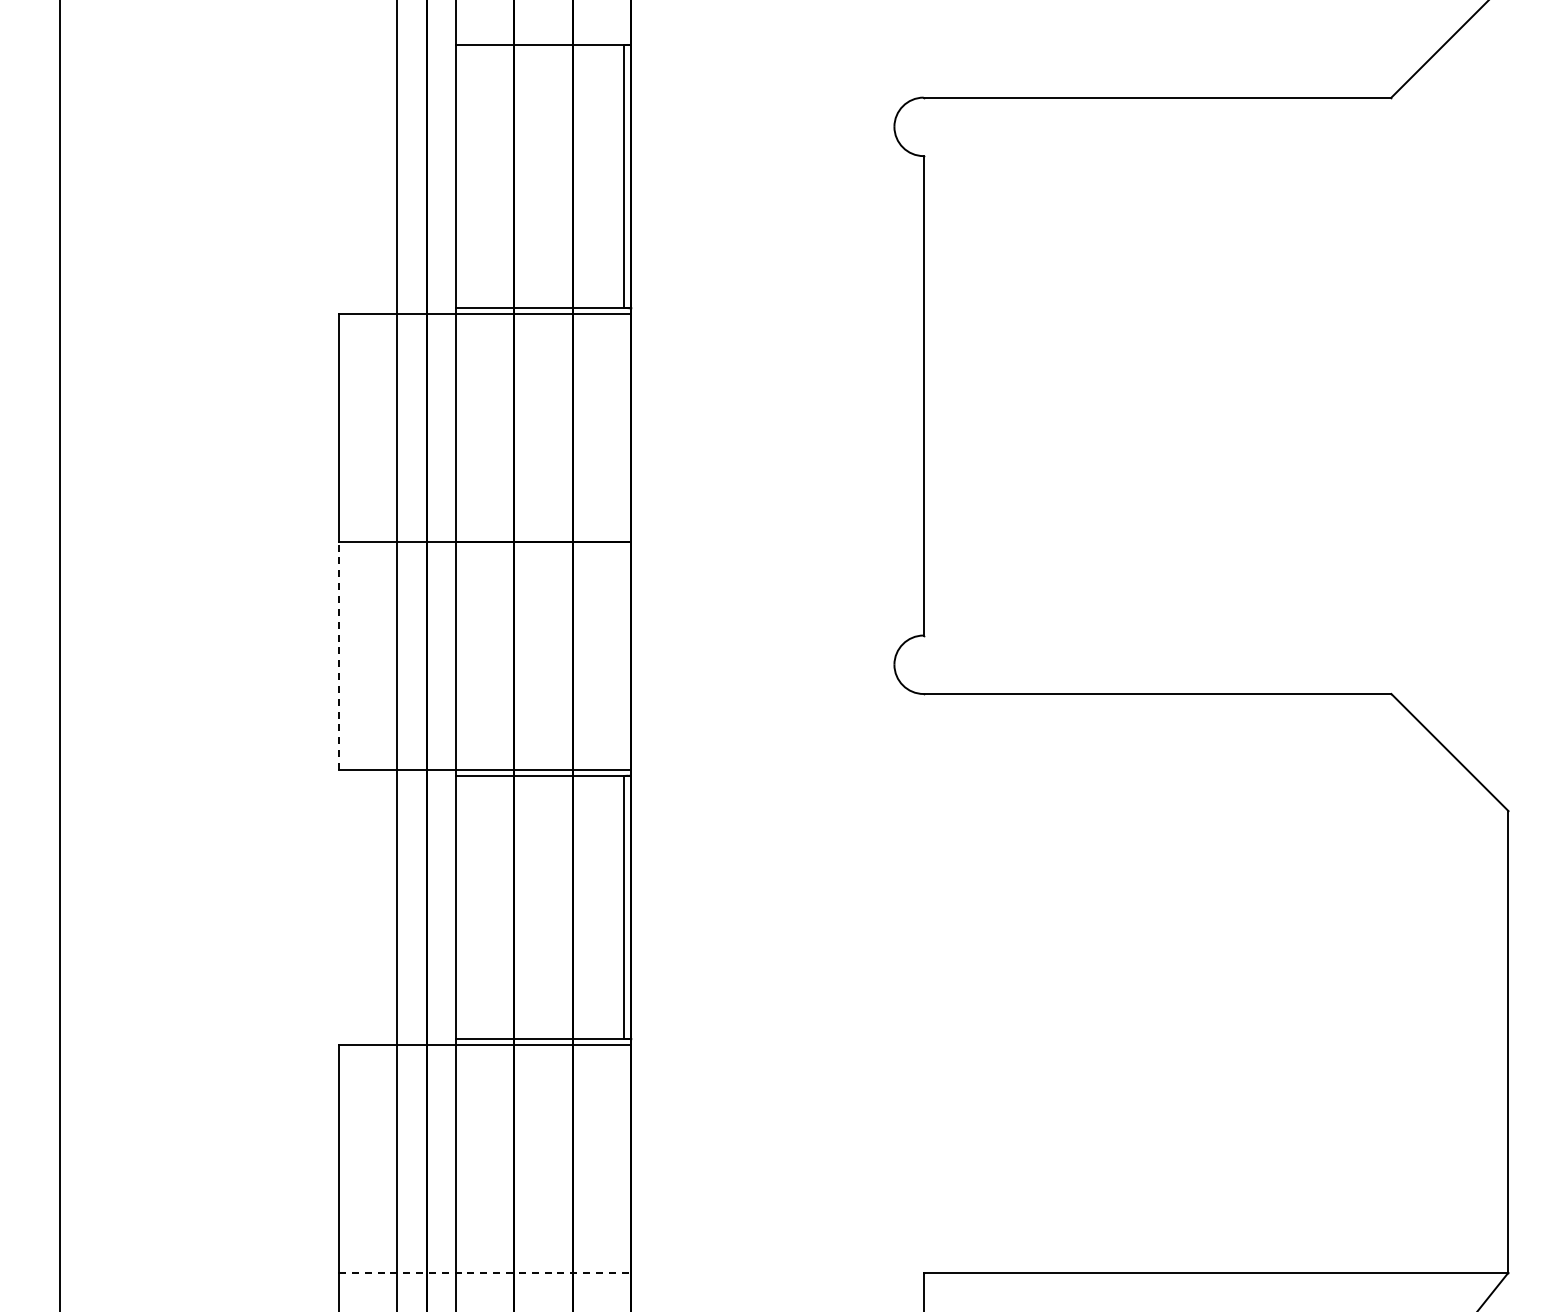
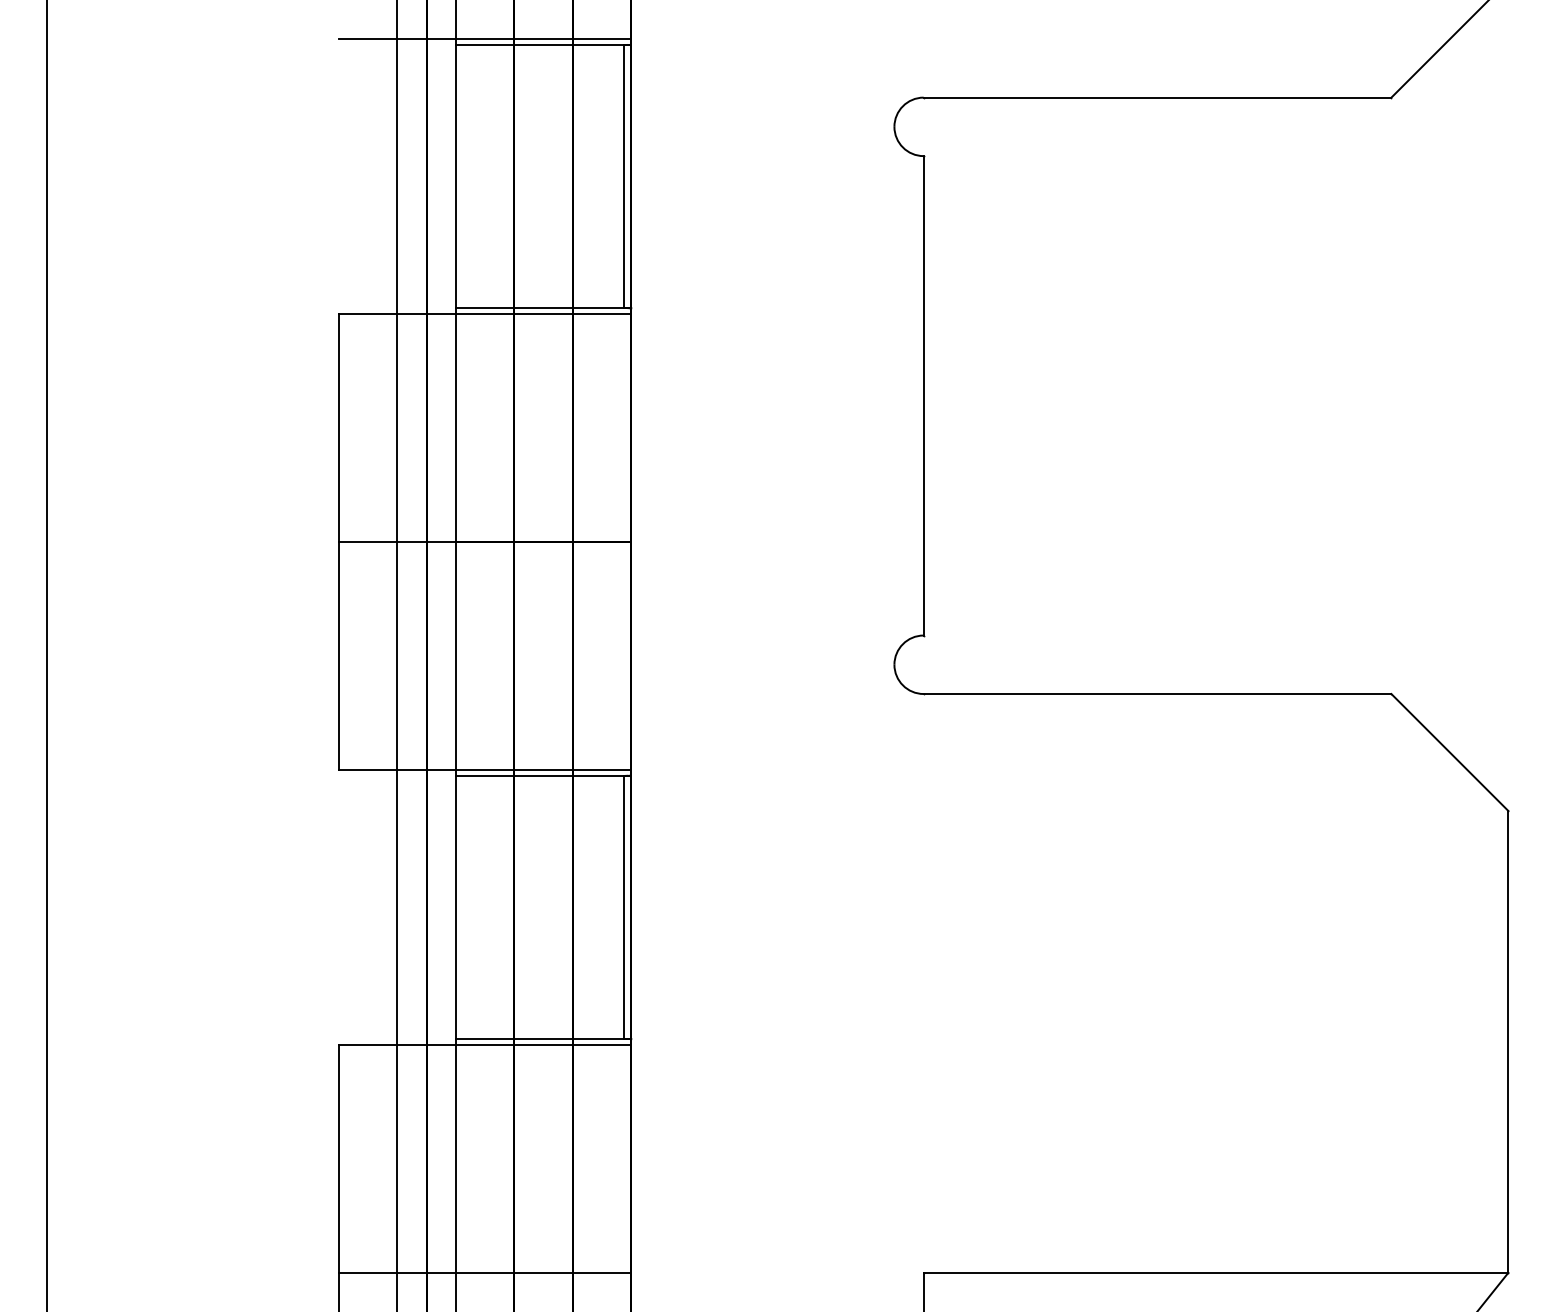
line: none -> present (484, 39)
line position: (59, 655) -> (46, 655) (46, 655)
line: dashed -> solid (338, 655)
line: dashed -> solid (485, 1272)
